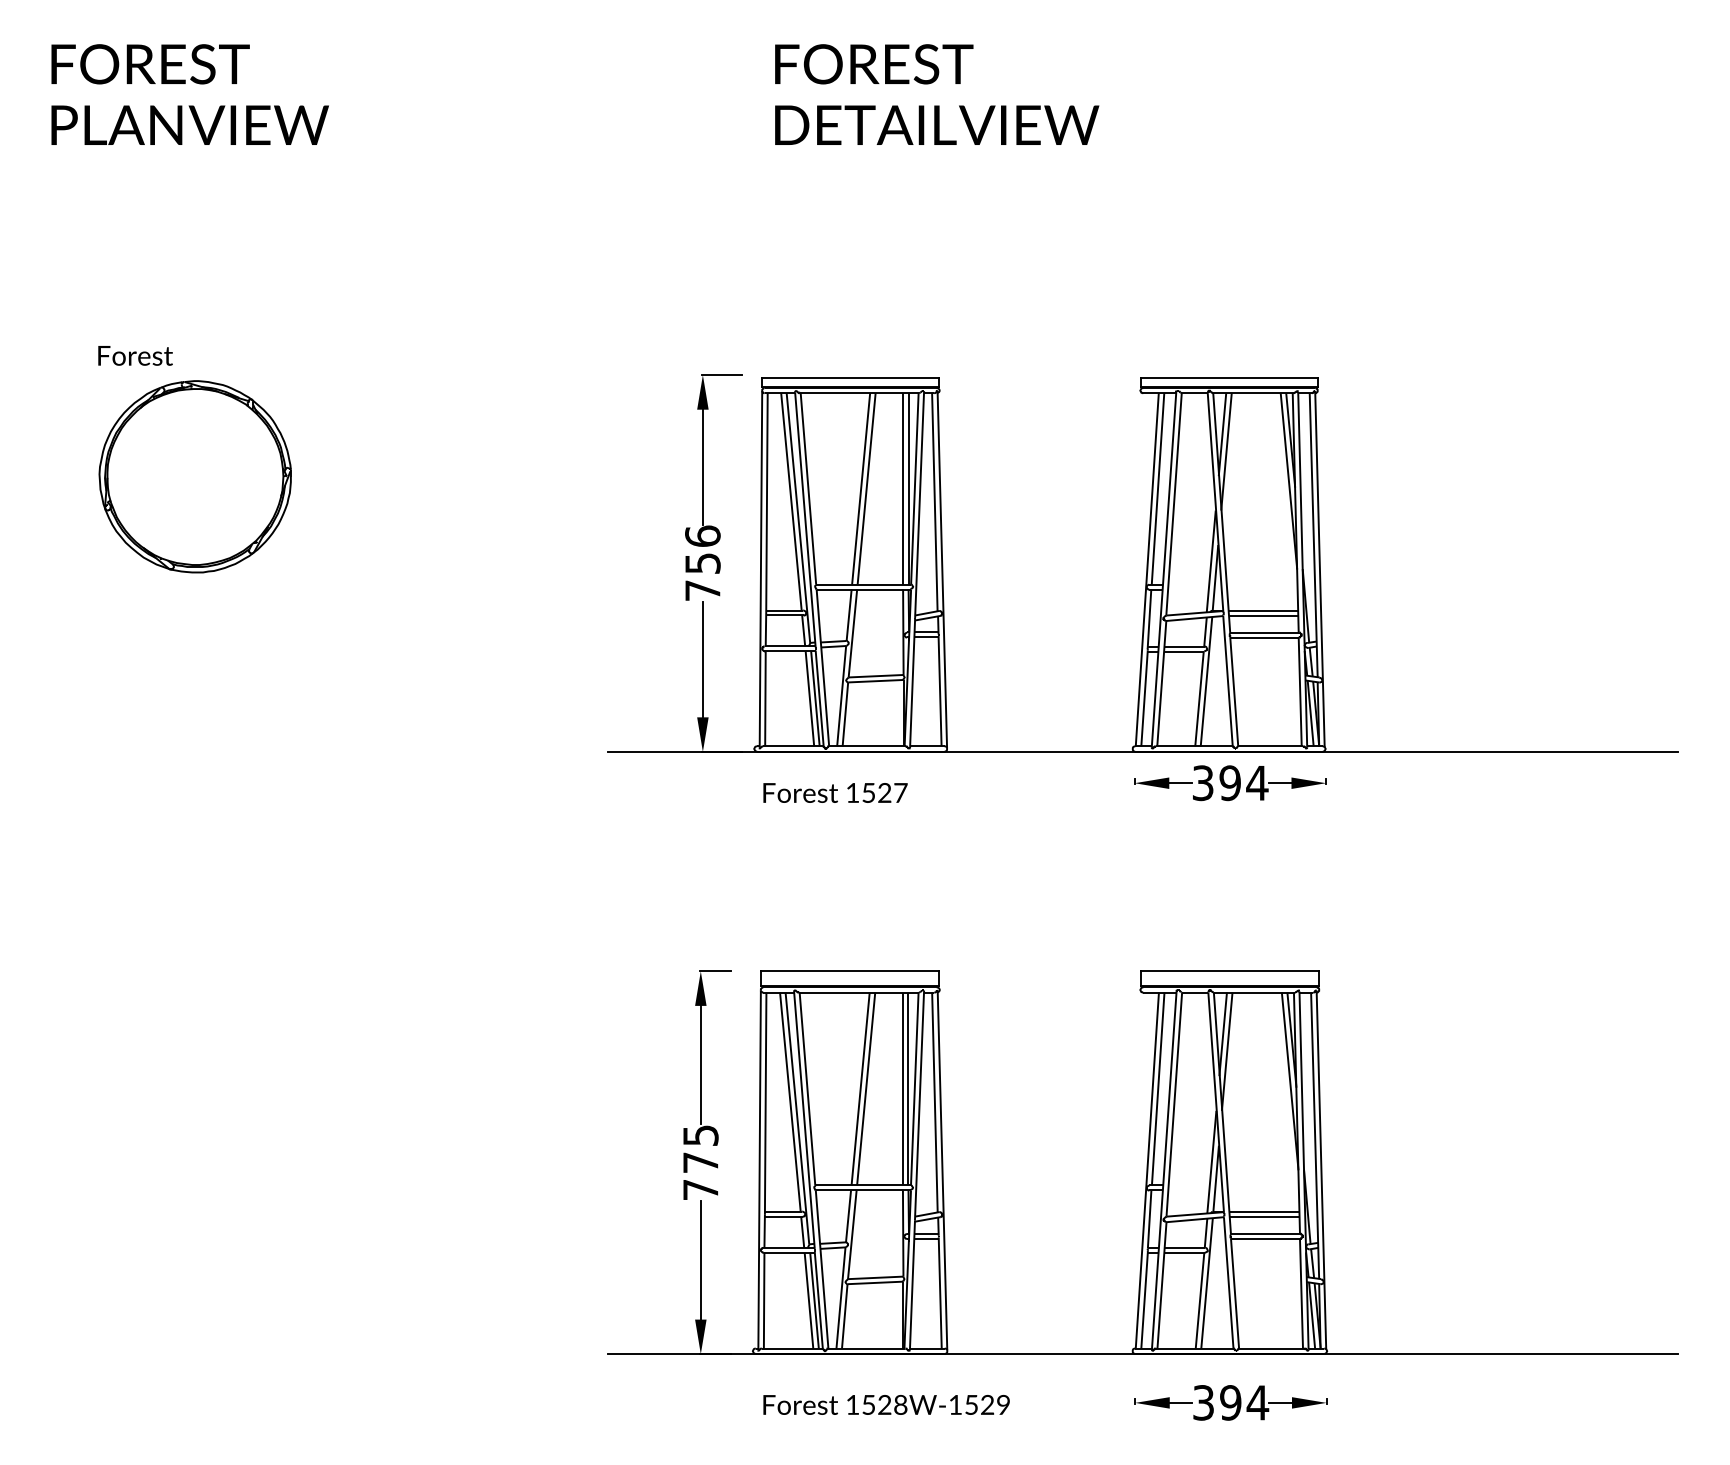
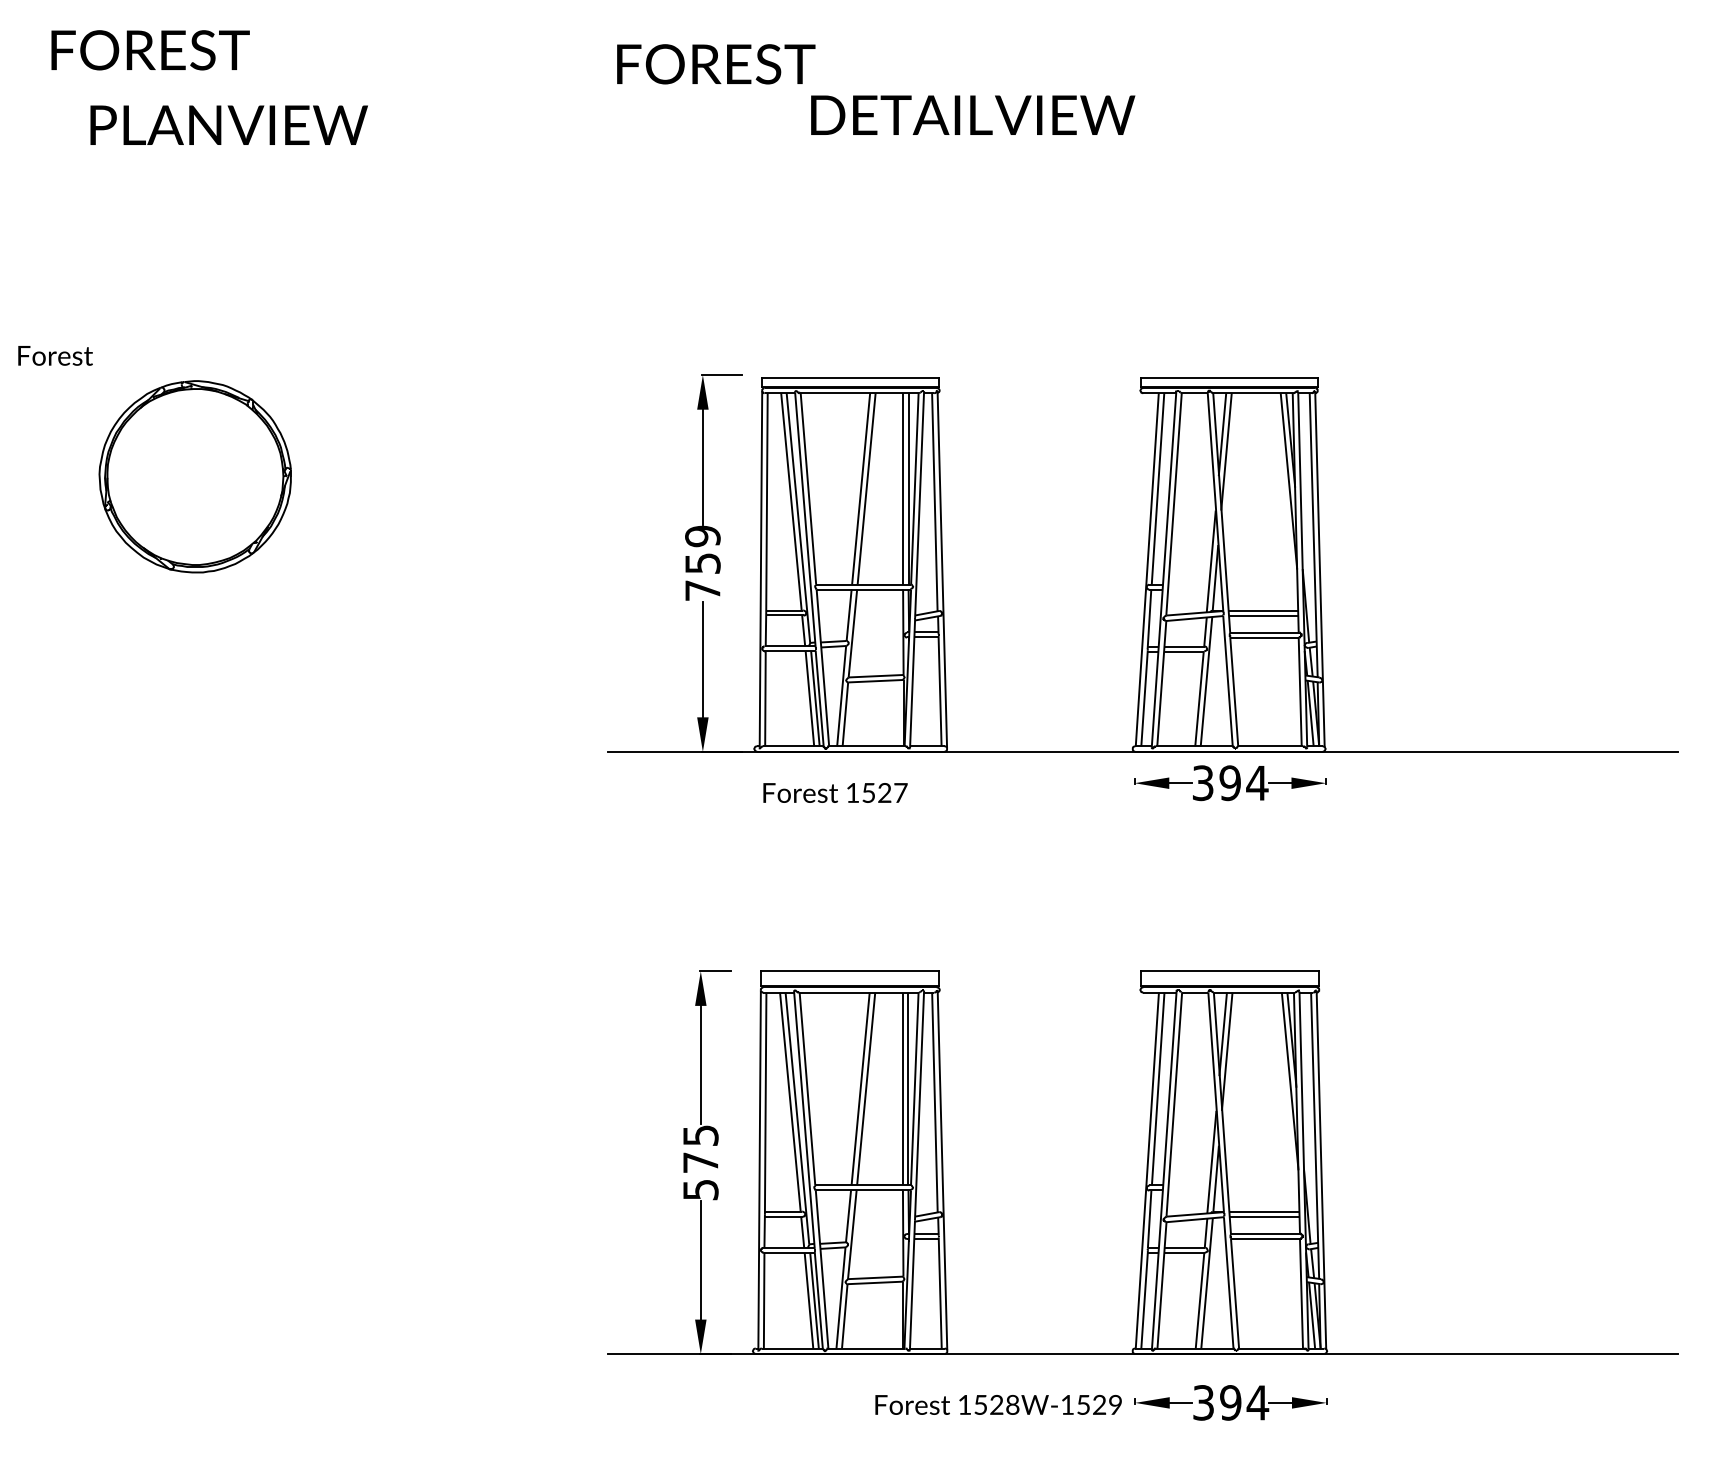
text position: (150, 64) -> (150, 50) (150, 50)
text position: (874, 64) -> (716, 64) (716, 64)
text position: (189, 124) -> (228, 124) (228, 124)
text position: (937, 124) -> (973, 114) (973, 114)
text position: (135, 355) -> (55, 355) (55, 355)
text: 756 -> 759 (702, 536)
text: 775 -> 575 (700, 1190)
text position: (886, 1404) -> (998, 1404) (998, 1404)
